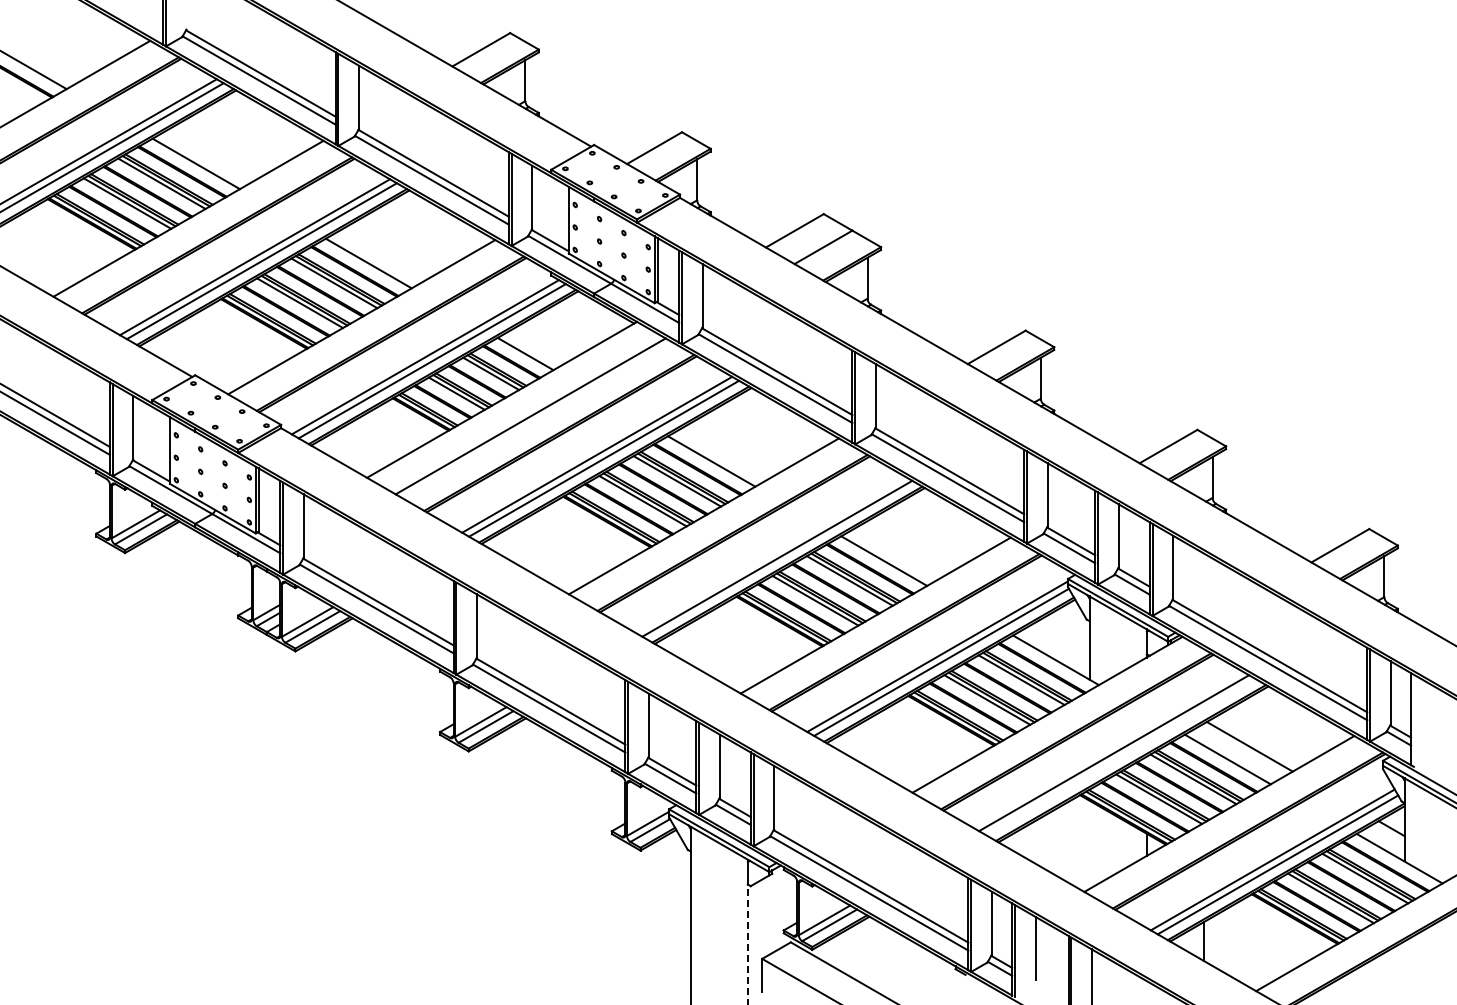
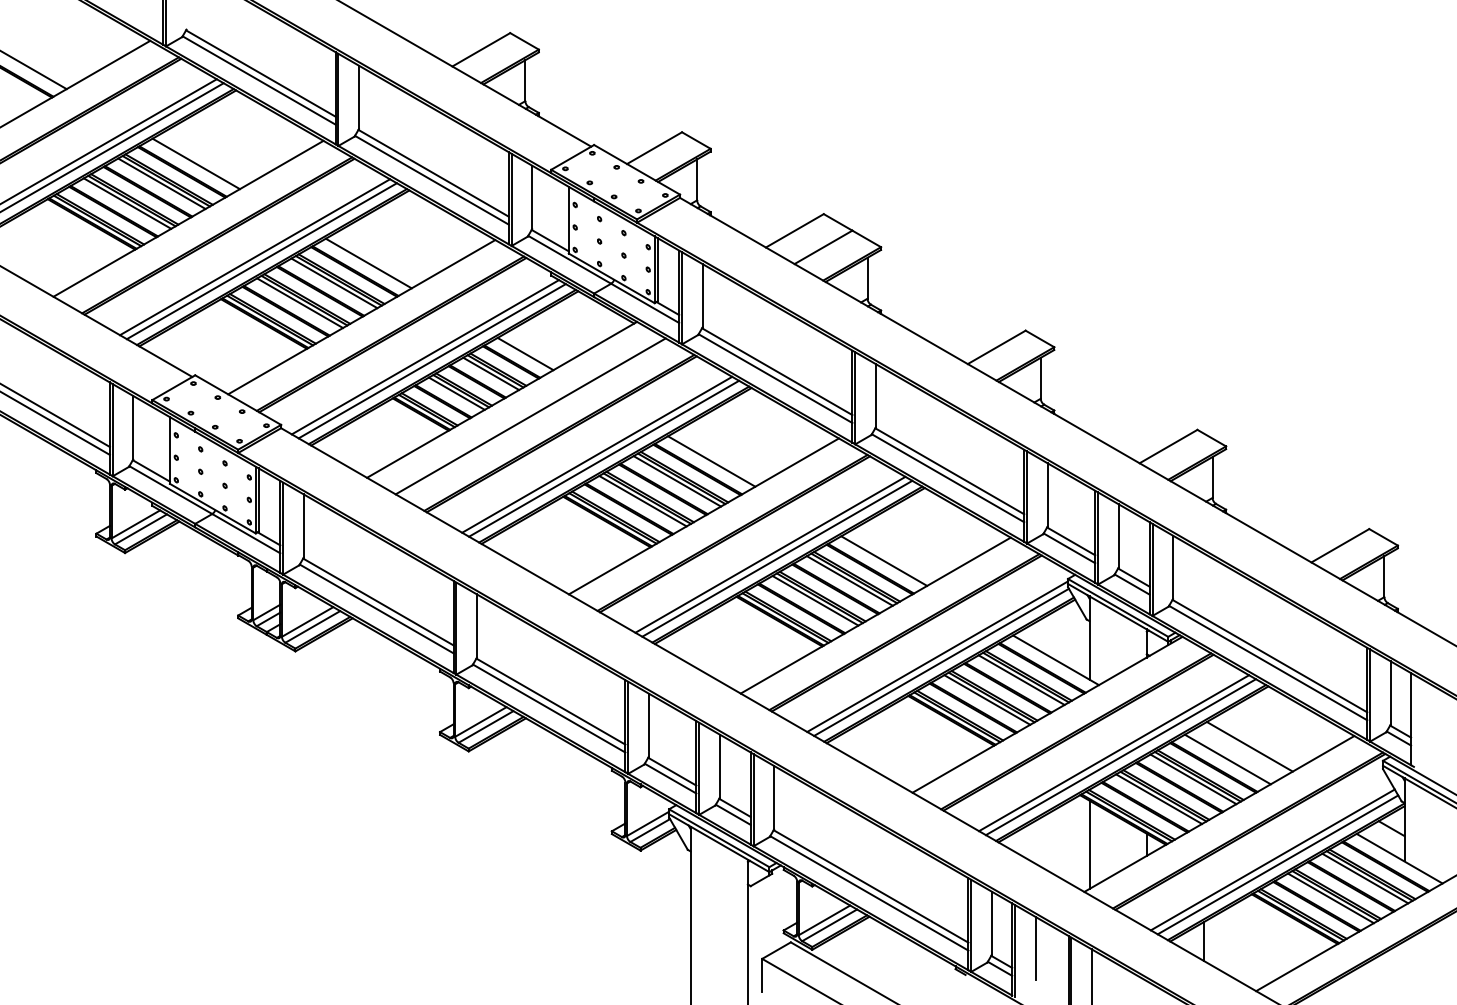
line: none -> present (770, 554)
line: none -> present (1120, 757)
line: none -> present (1089, 844)
line: dashed -> solid (747, 944)
